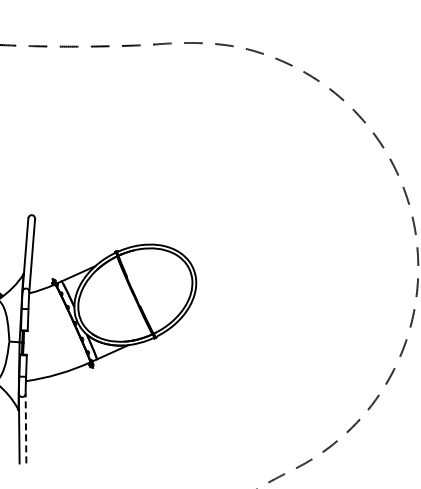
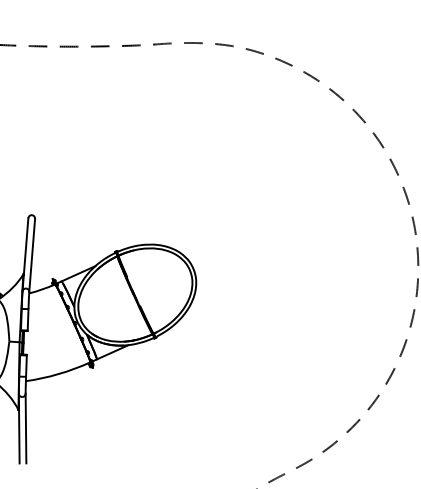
line: dashed -> solid (26, 428)
